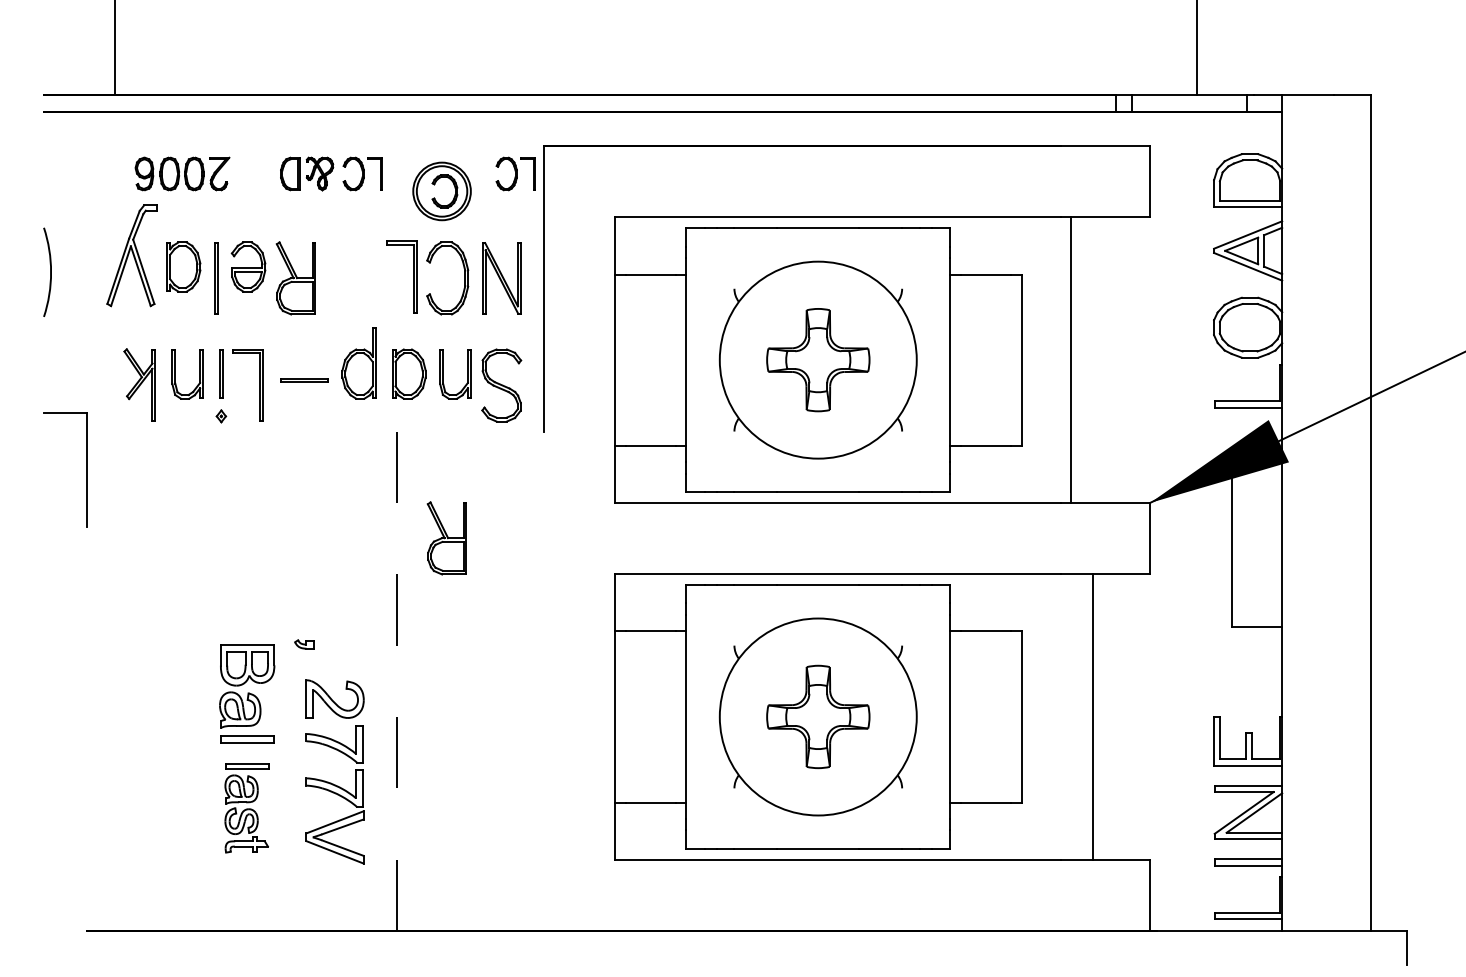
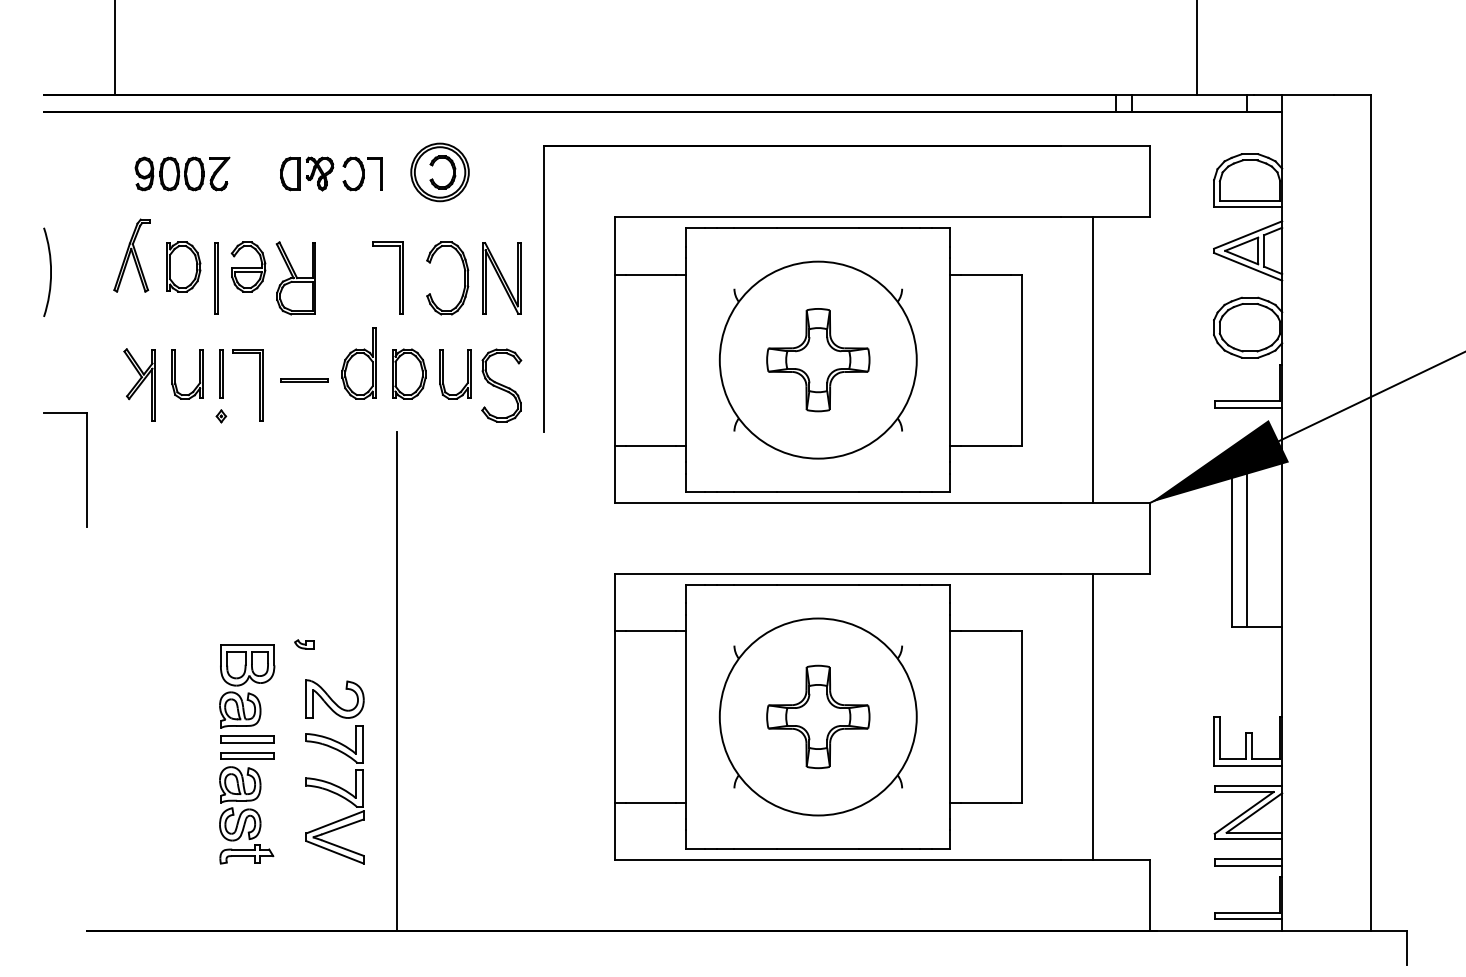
part: present -> none (515, 173)
part position: (441, 191) -> (439, 172) (439, 172)
part size: 52x104 px -> 38x75 px (131, 255)
part position: (413, 276) -> (399, 277) (399, 277)
line position: (1071, 359) -> (1093, 359) (1093, 359)
part: present -> none (446, 538)
line: none -> present (1246, 538)
line: dashed -> solid (397, 681)
part size: 46x91 px -> 56x113 px (246, 808)
